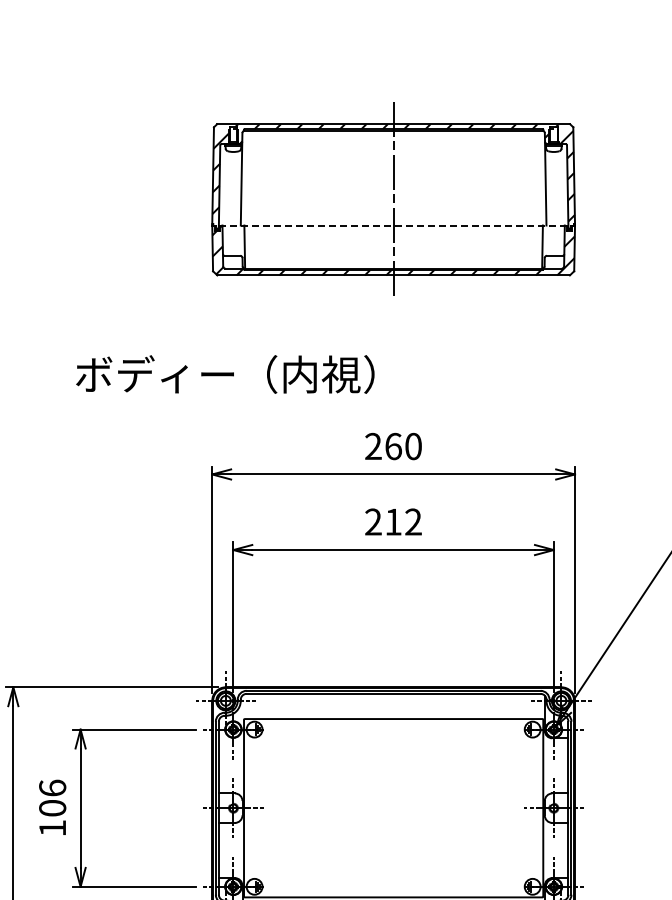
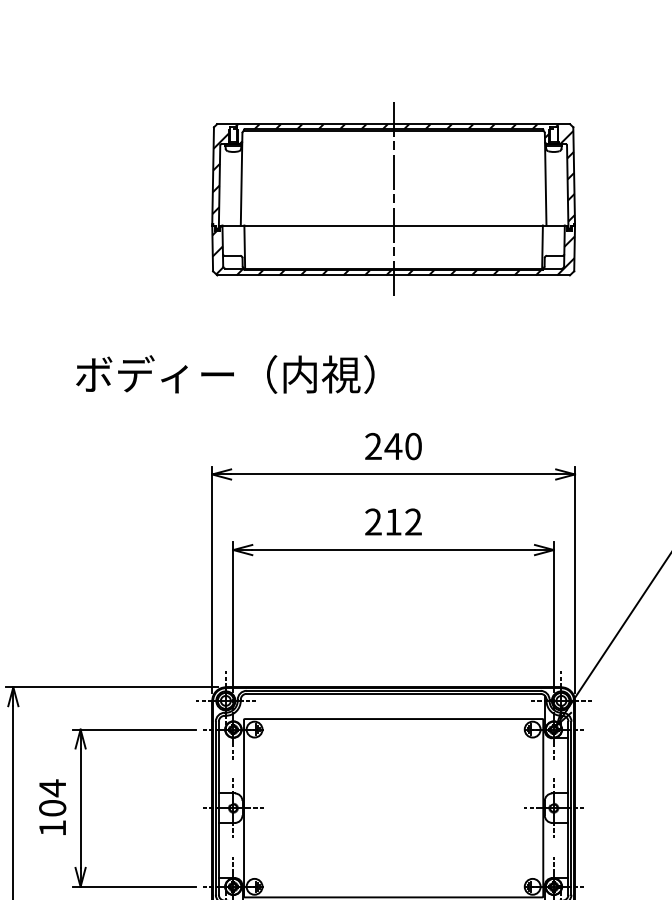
line: dashed -> solid (393, 225)
text: 260 -> 240 (393, 446)
text: 106 -> 104 (52, 788)
